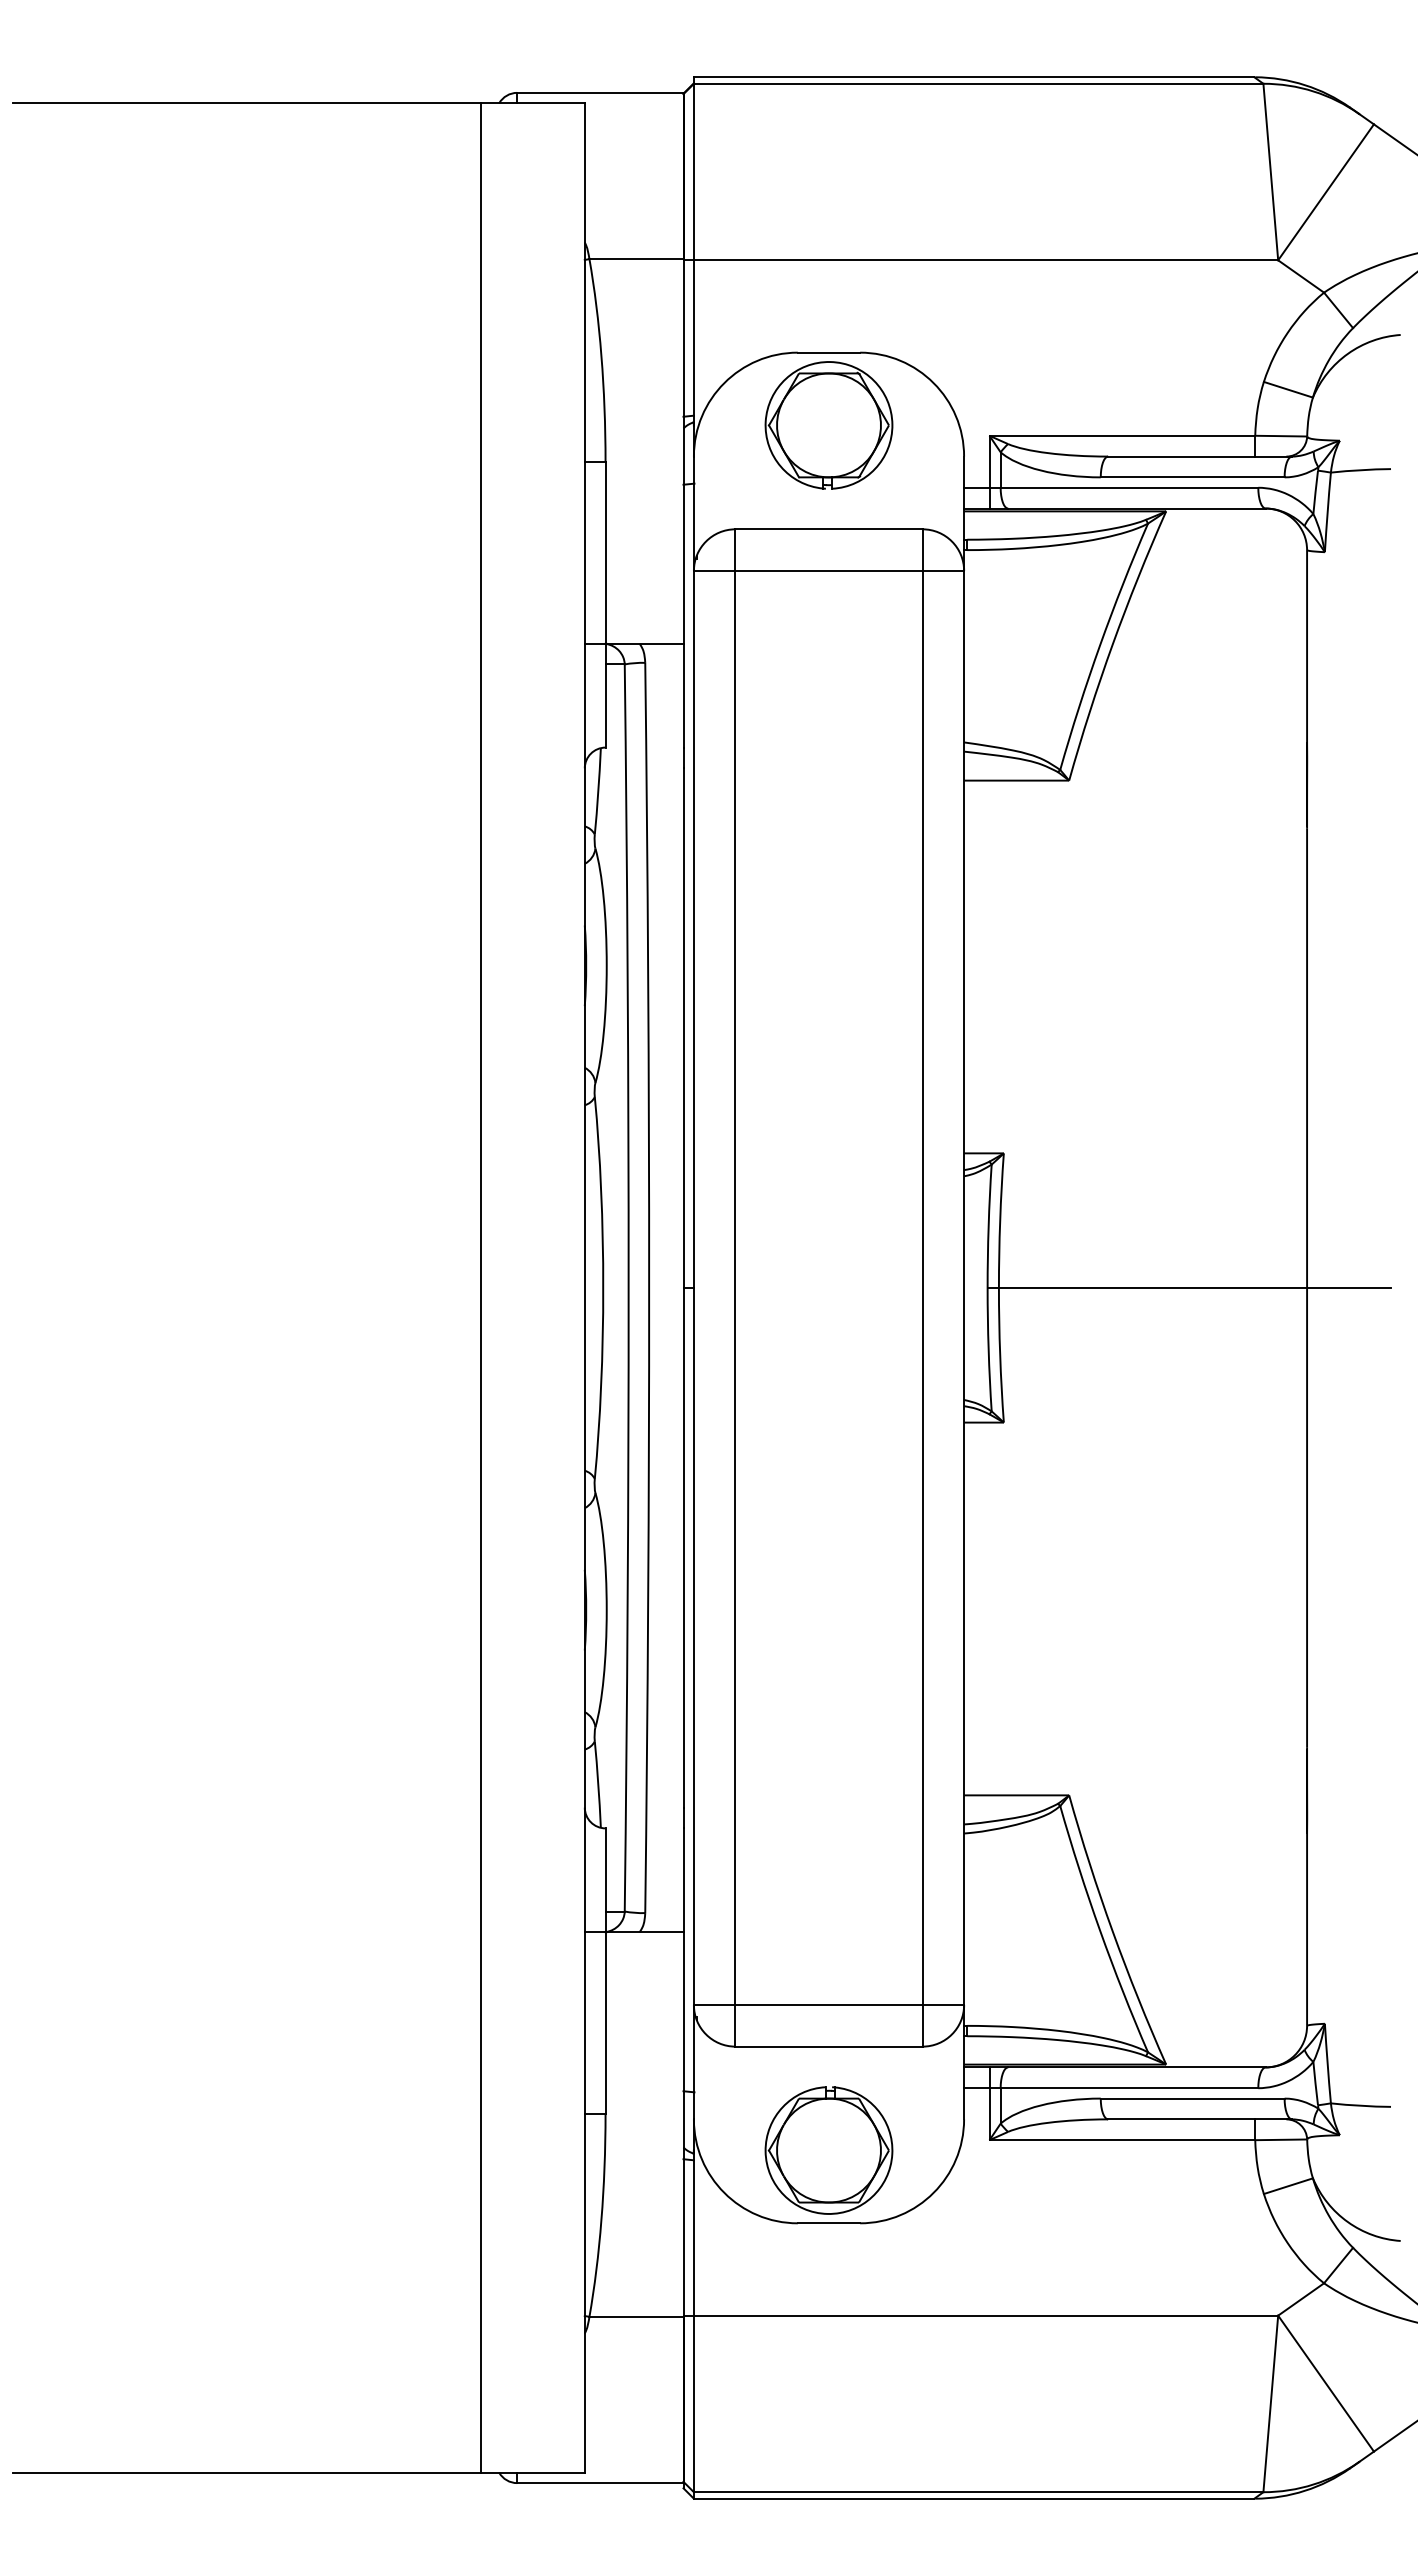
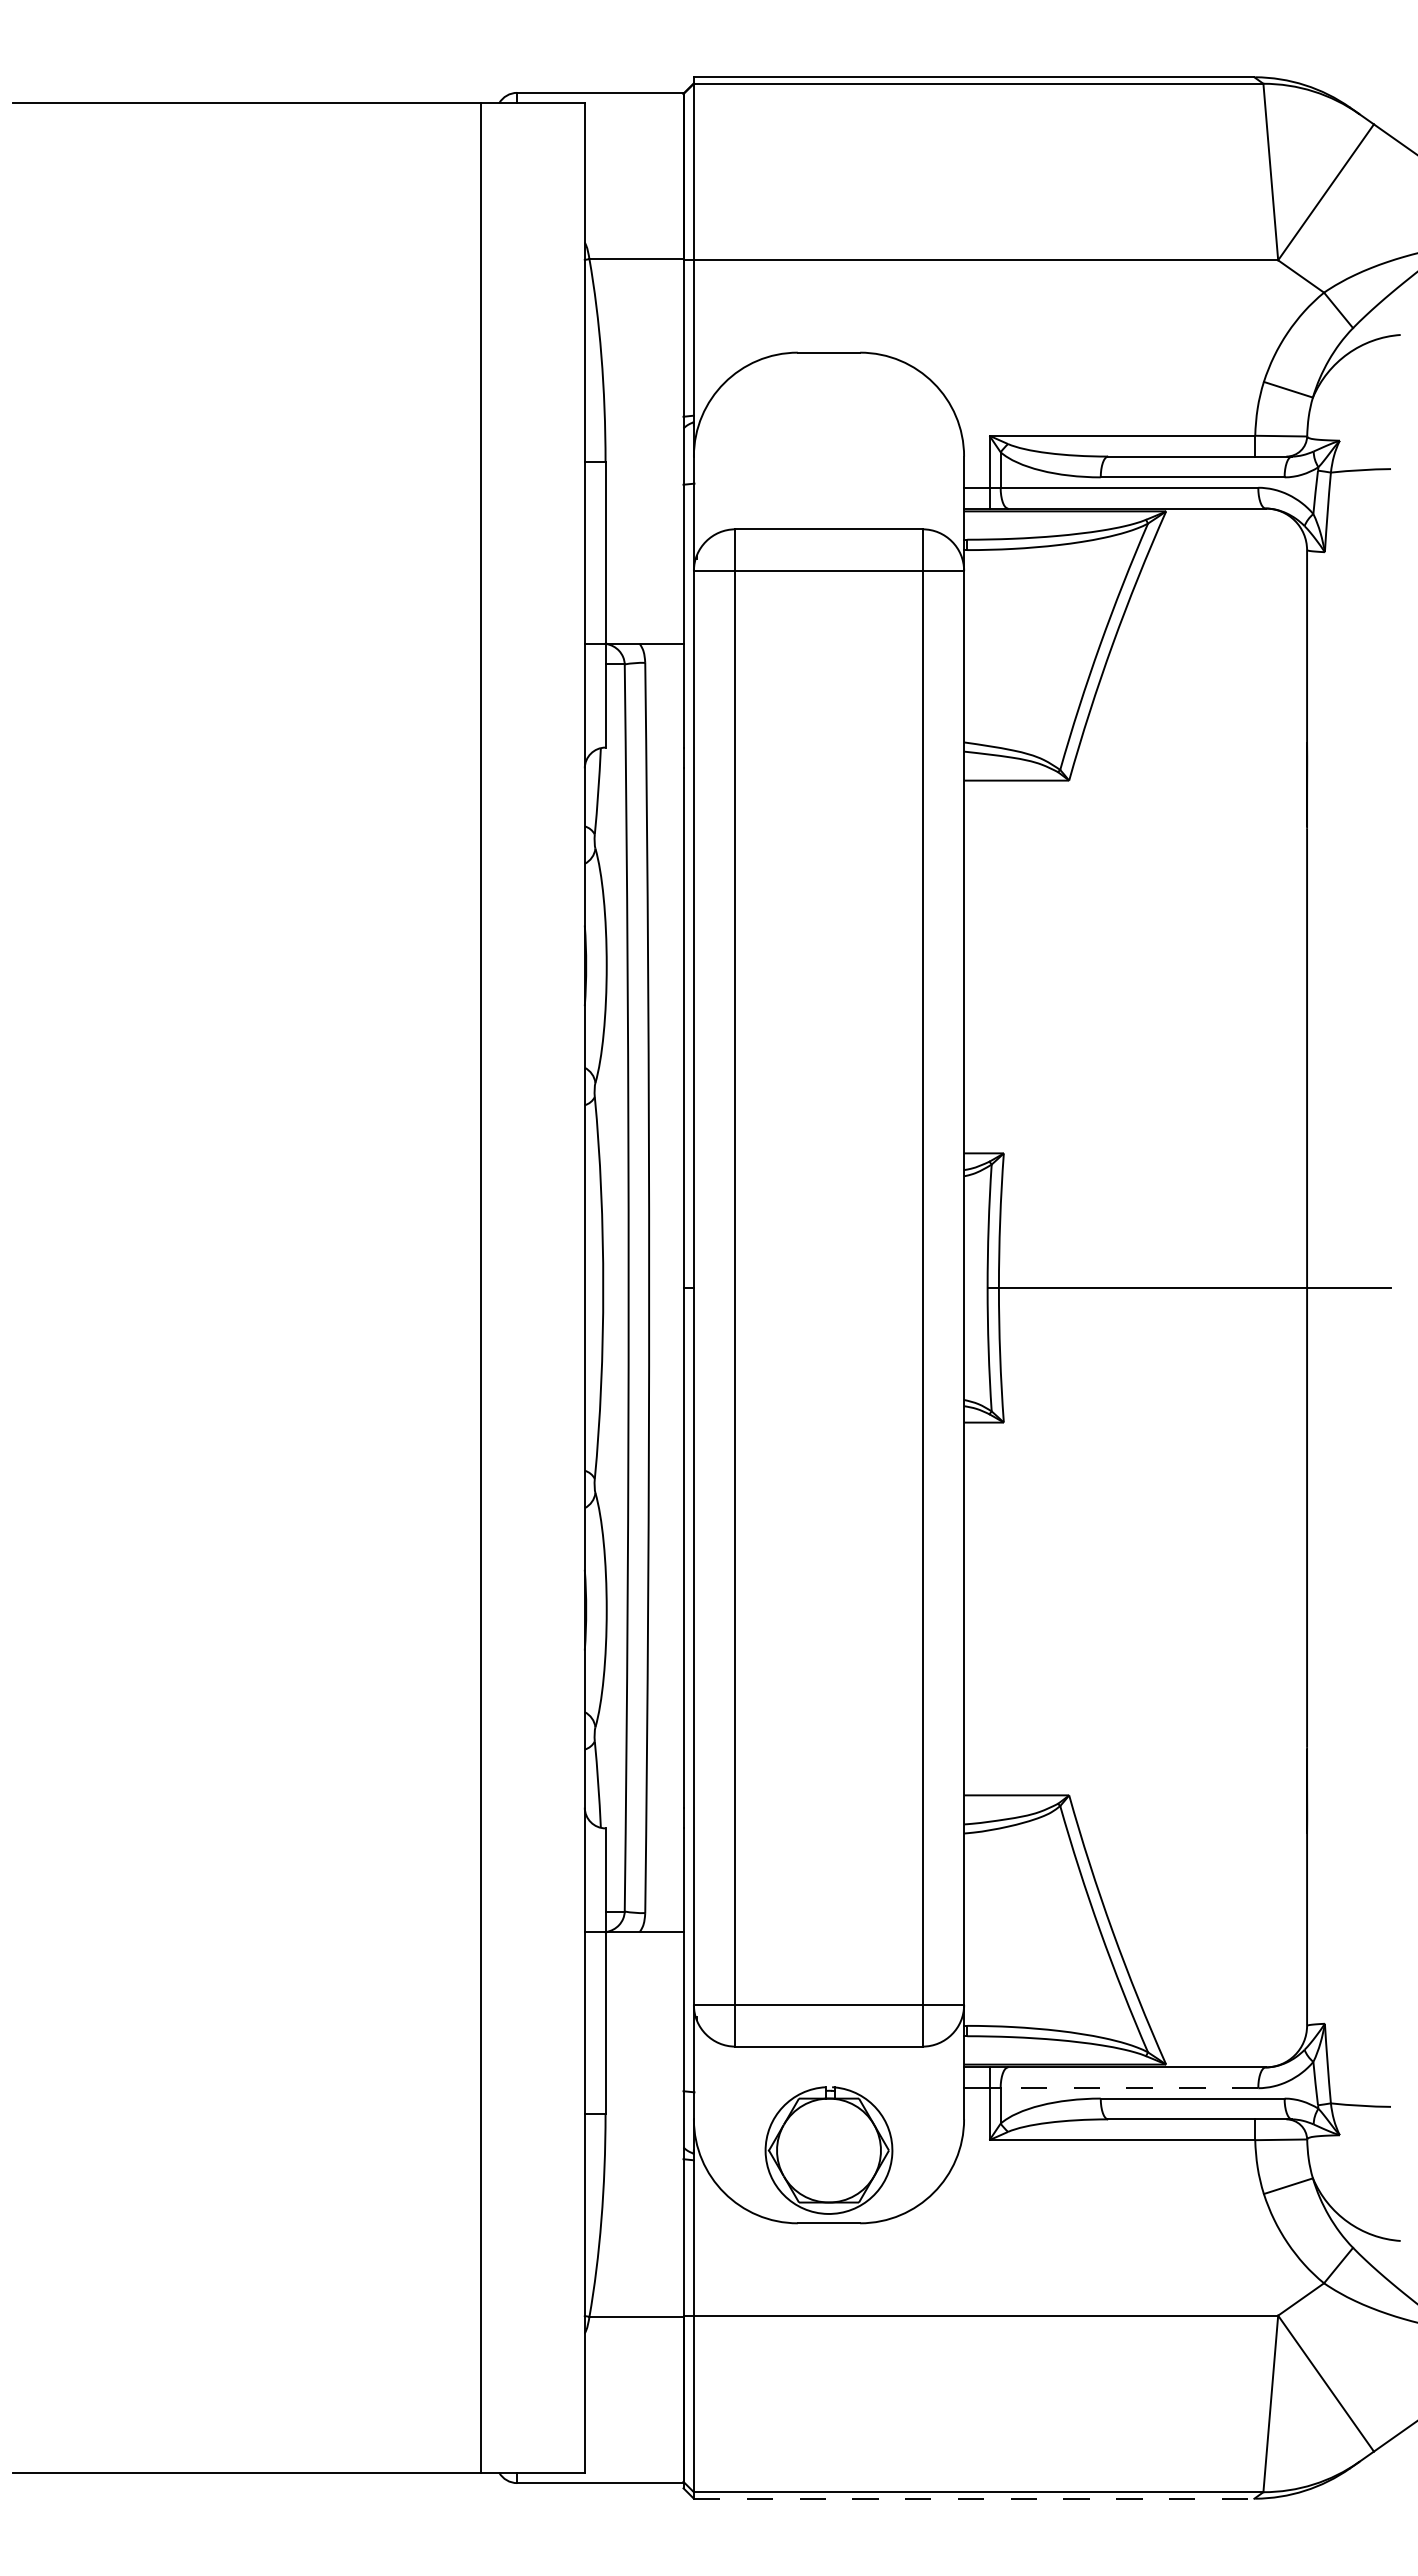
part: present -> none (828, 425)
line: solid -> dashed (1129, 2088)
line: solid -> dashed (974, 2498)
